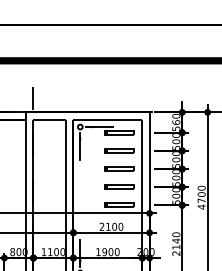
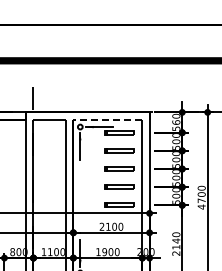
line: solid -> dashed (107, 119)
